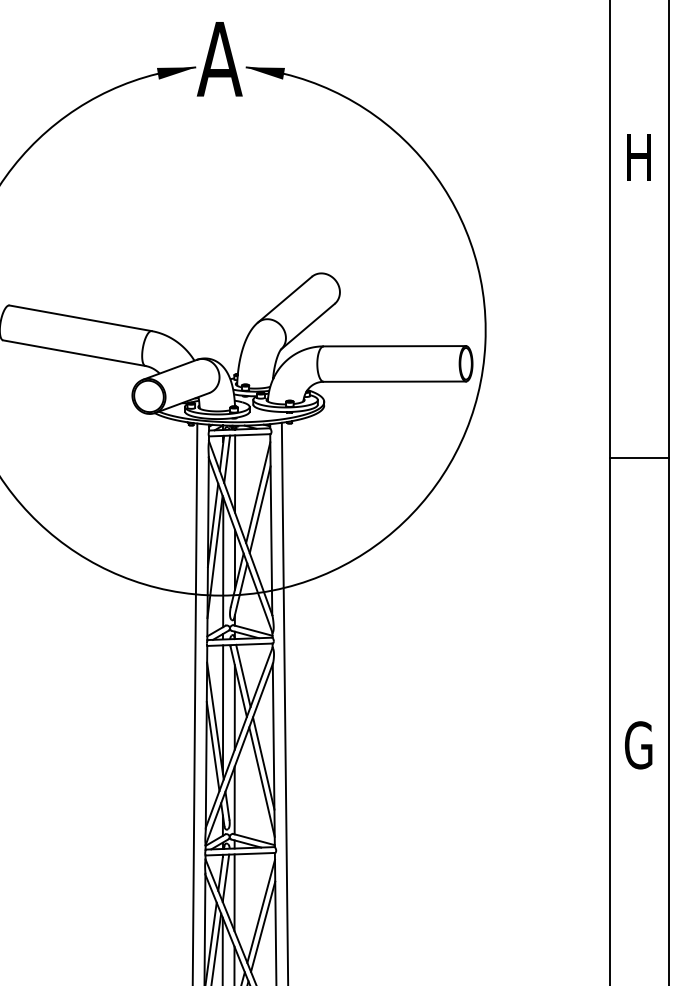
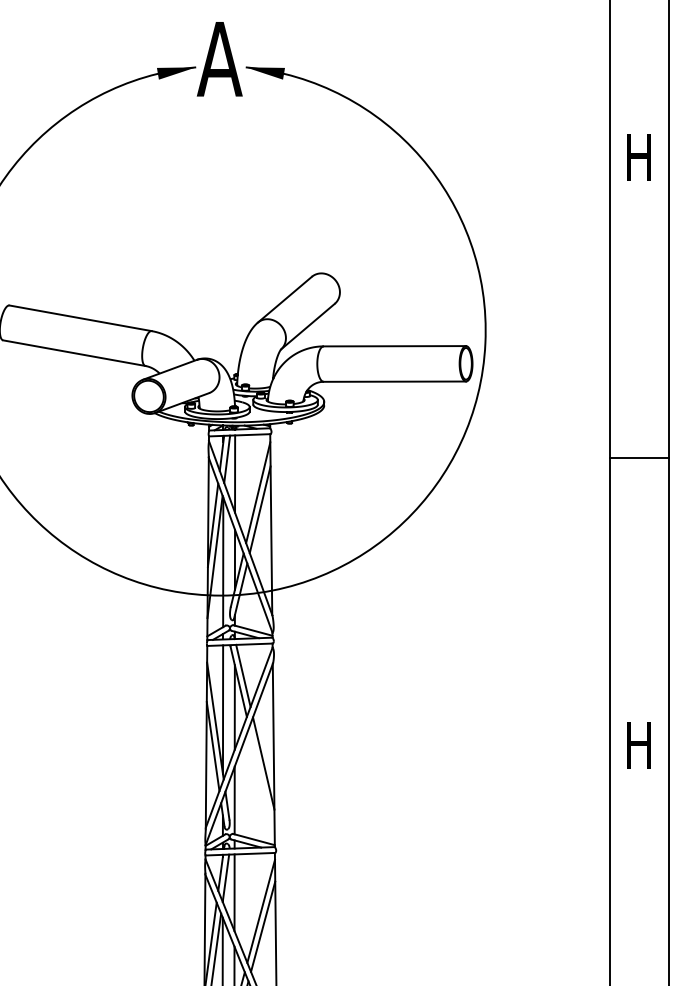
line: present -> none (194, 702)
line: present -> none (284, 702)
text: G -> H (638, 745)
line: present -> none (261, 781)
